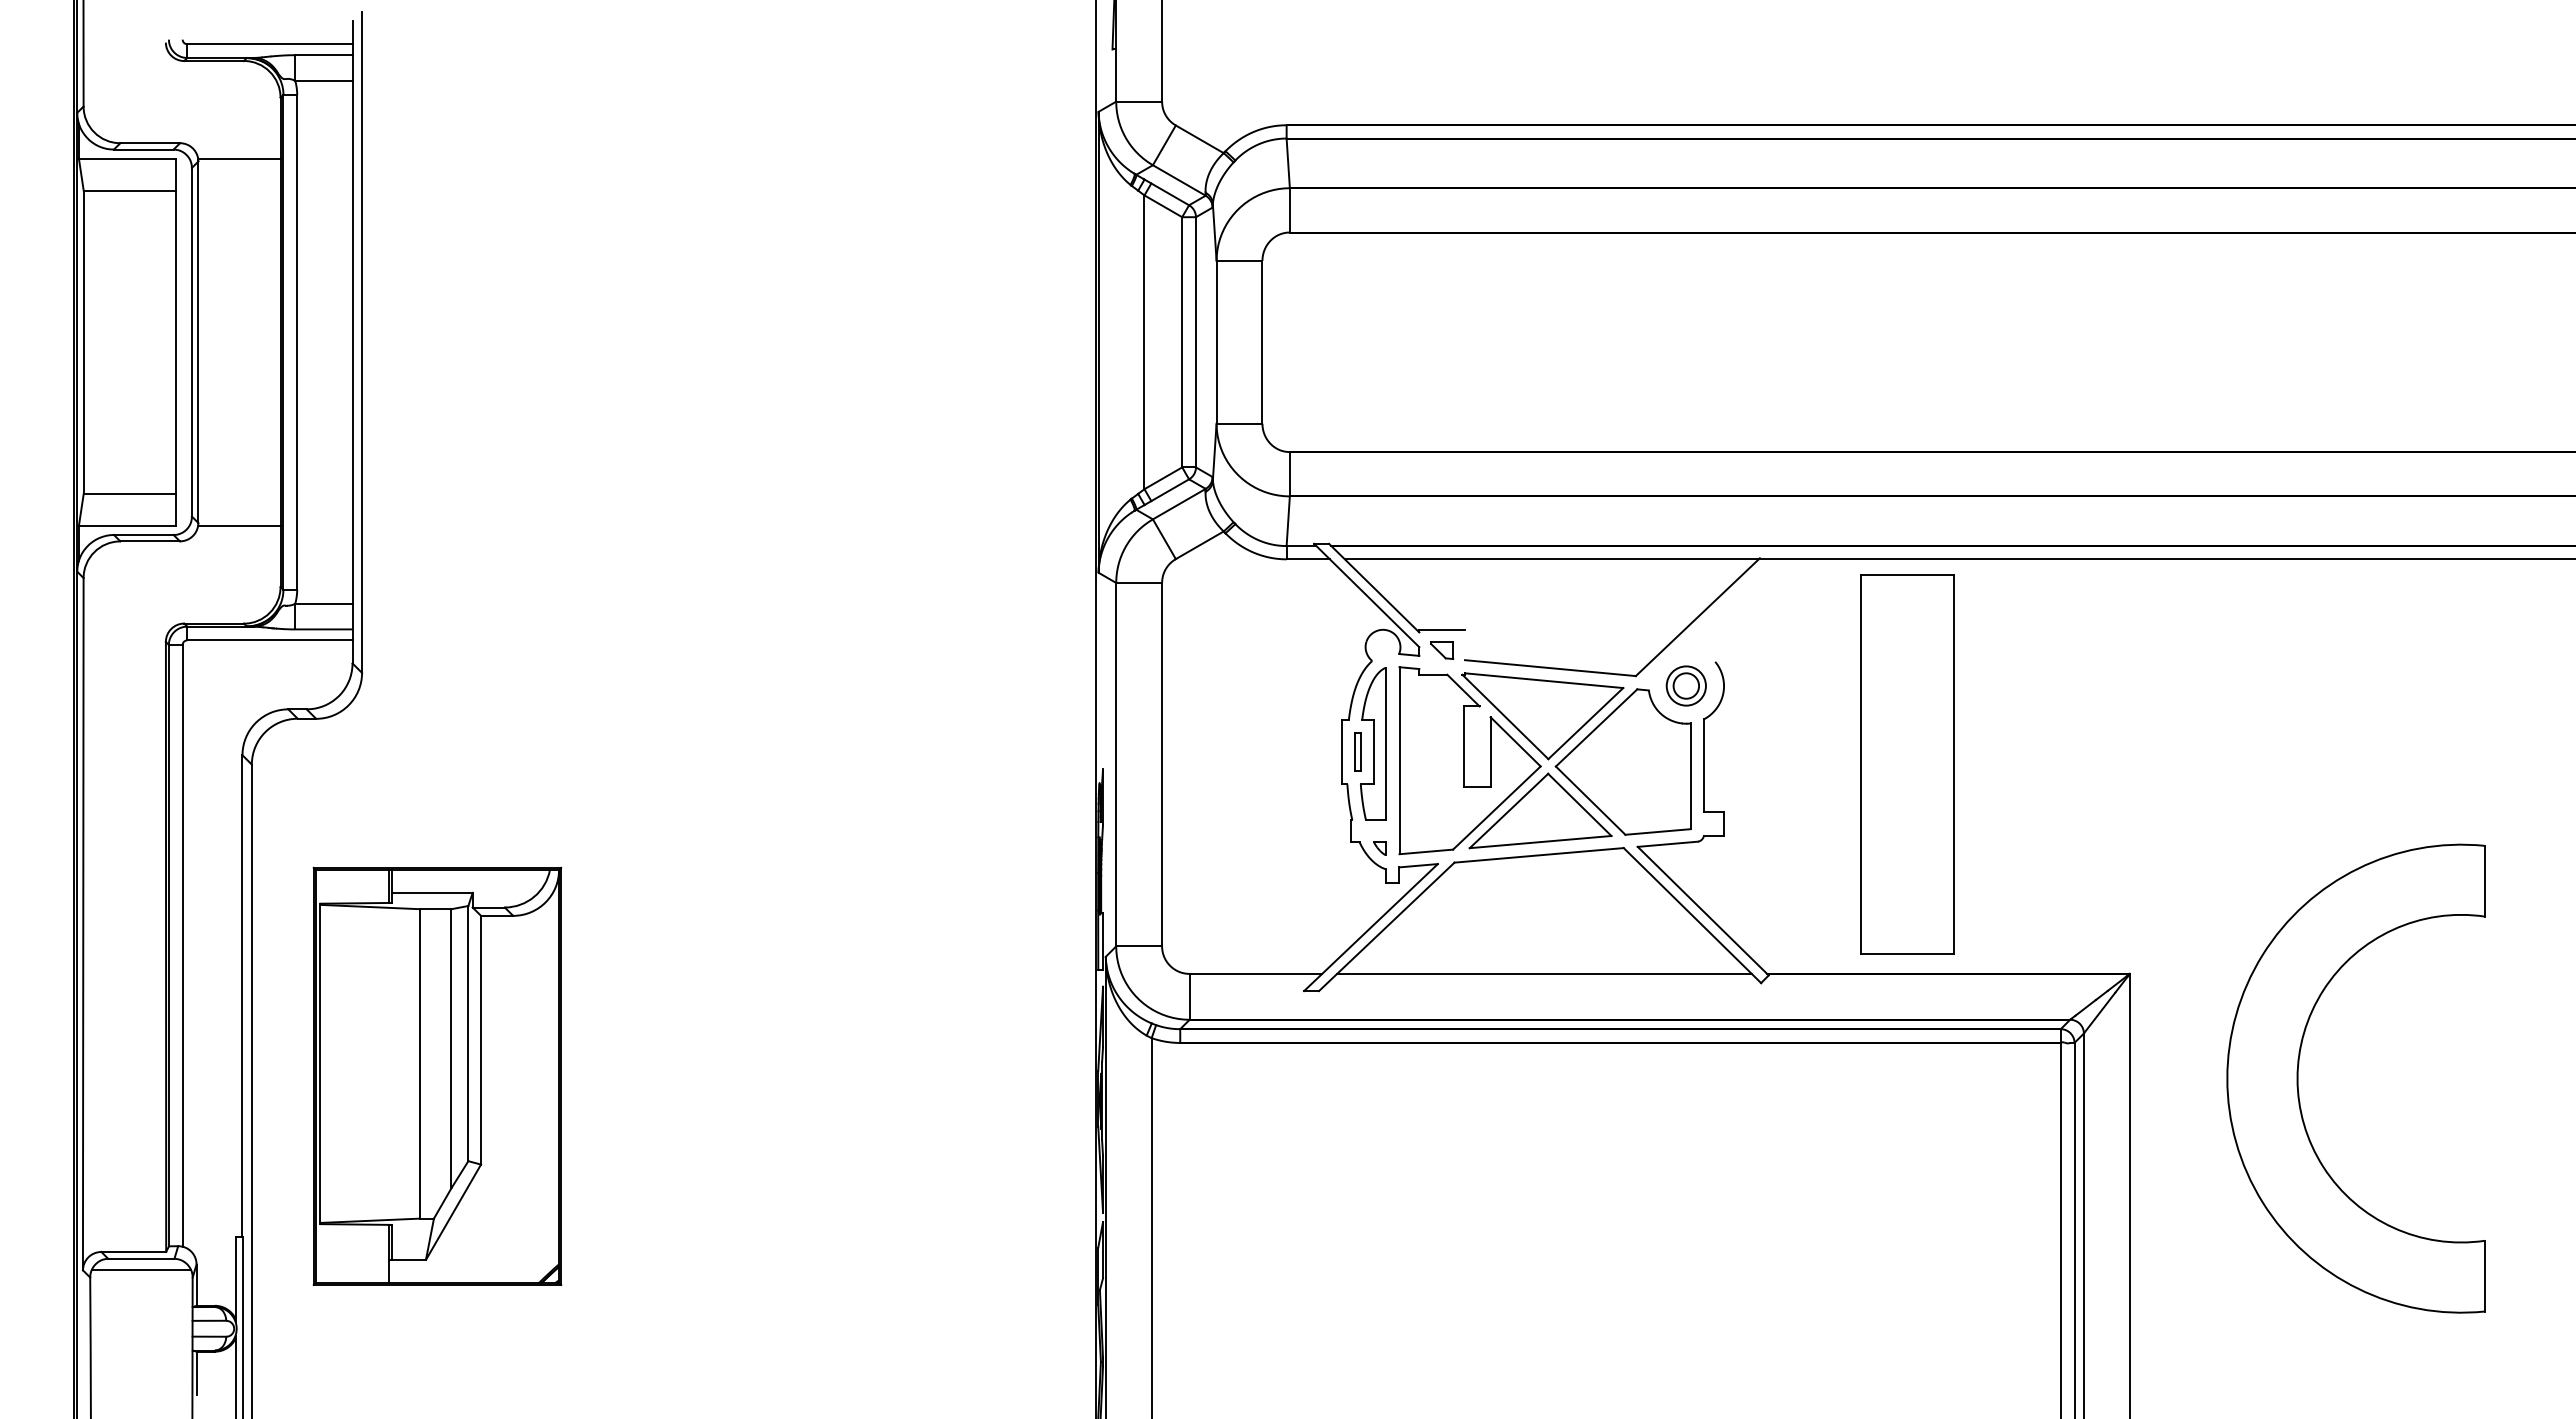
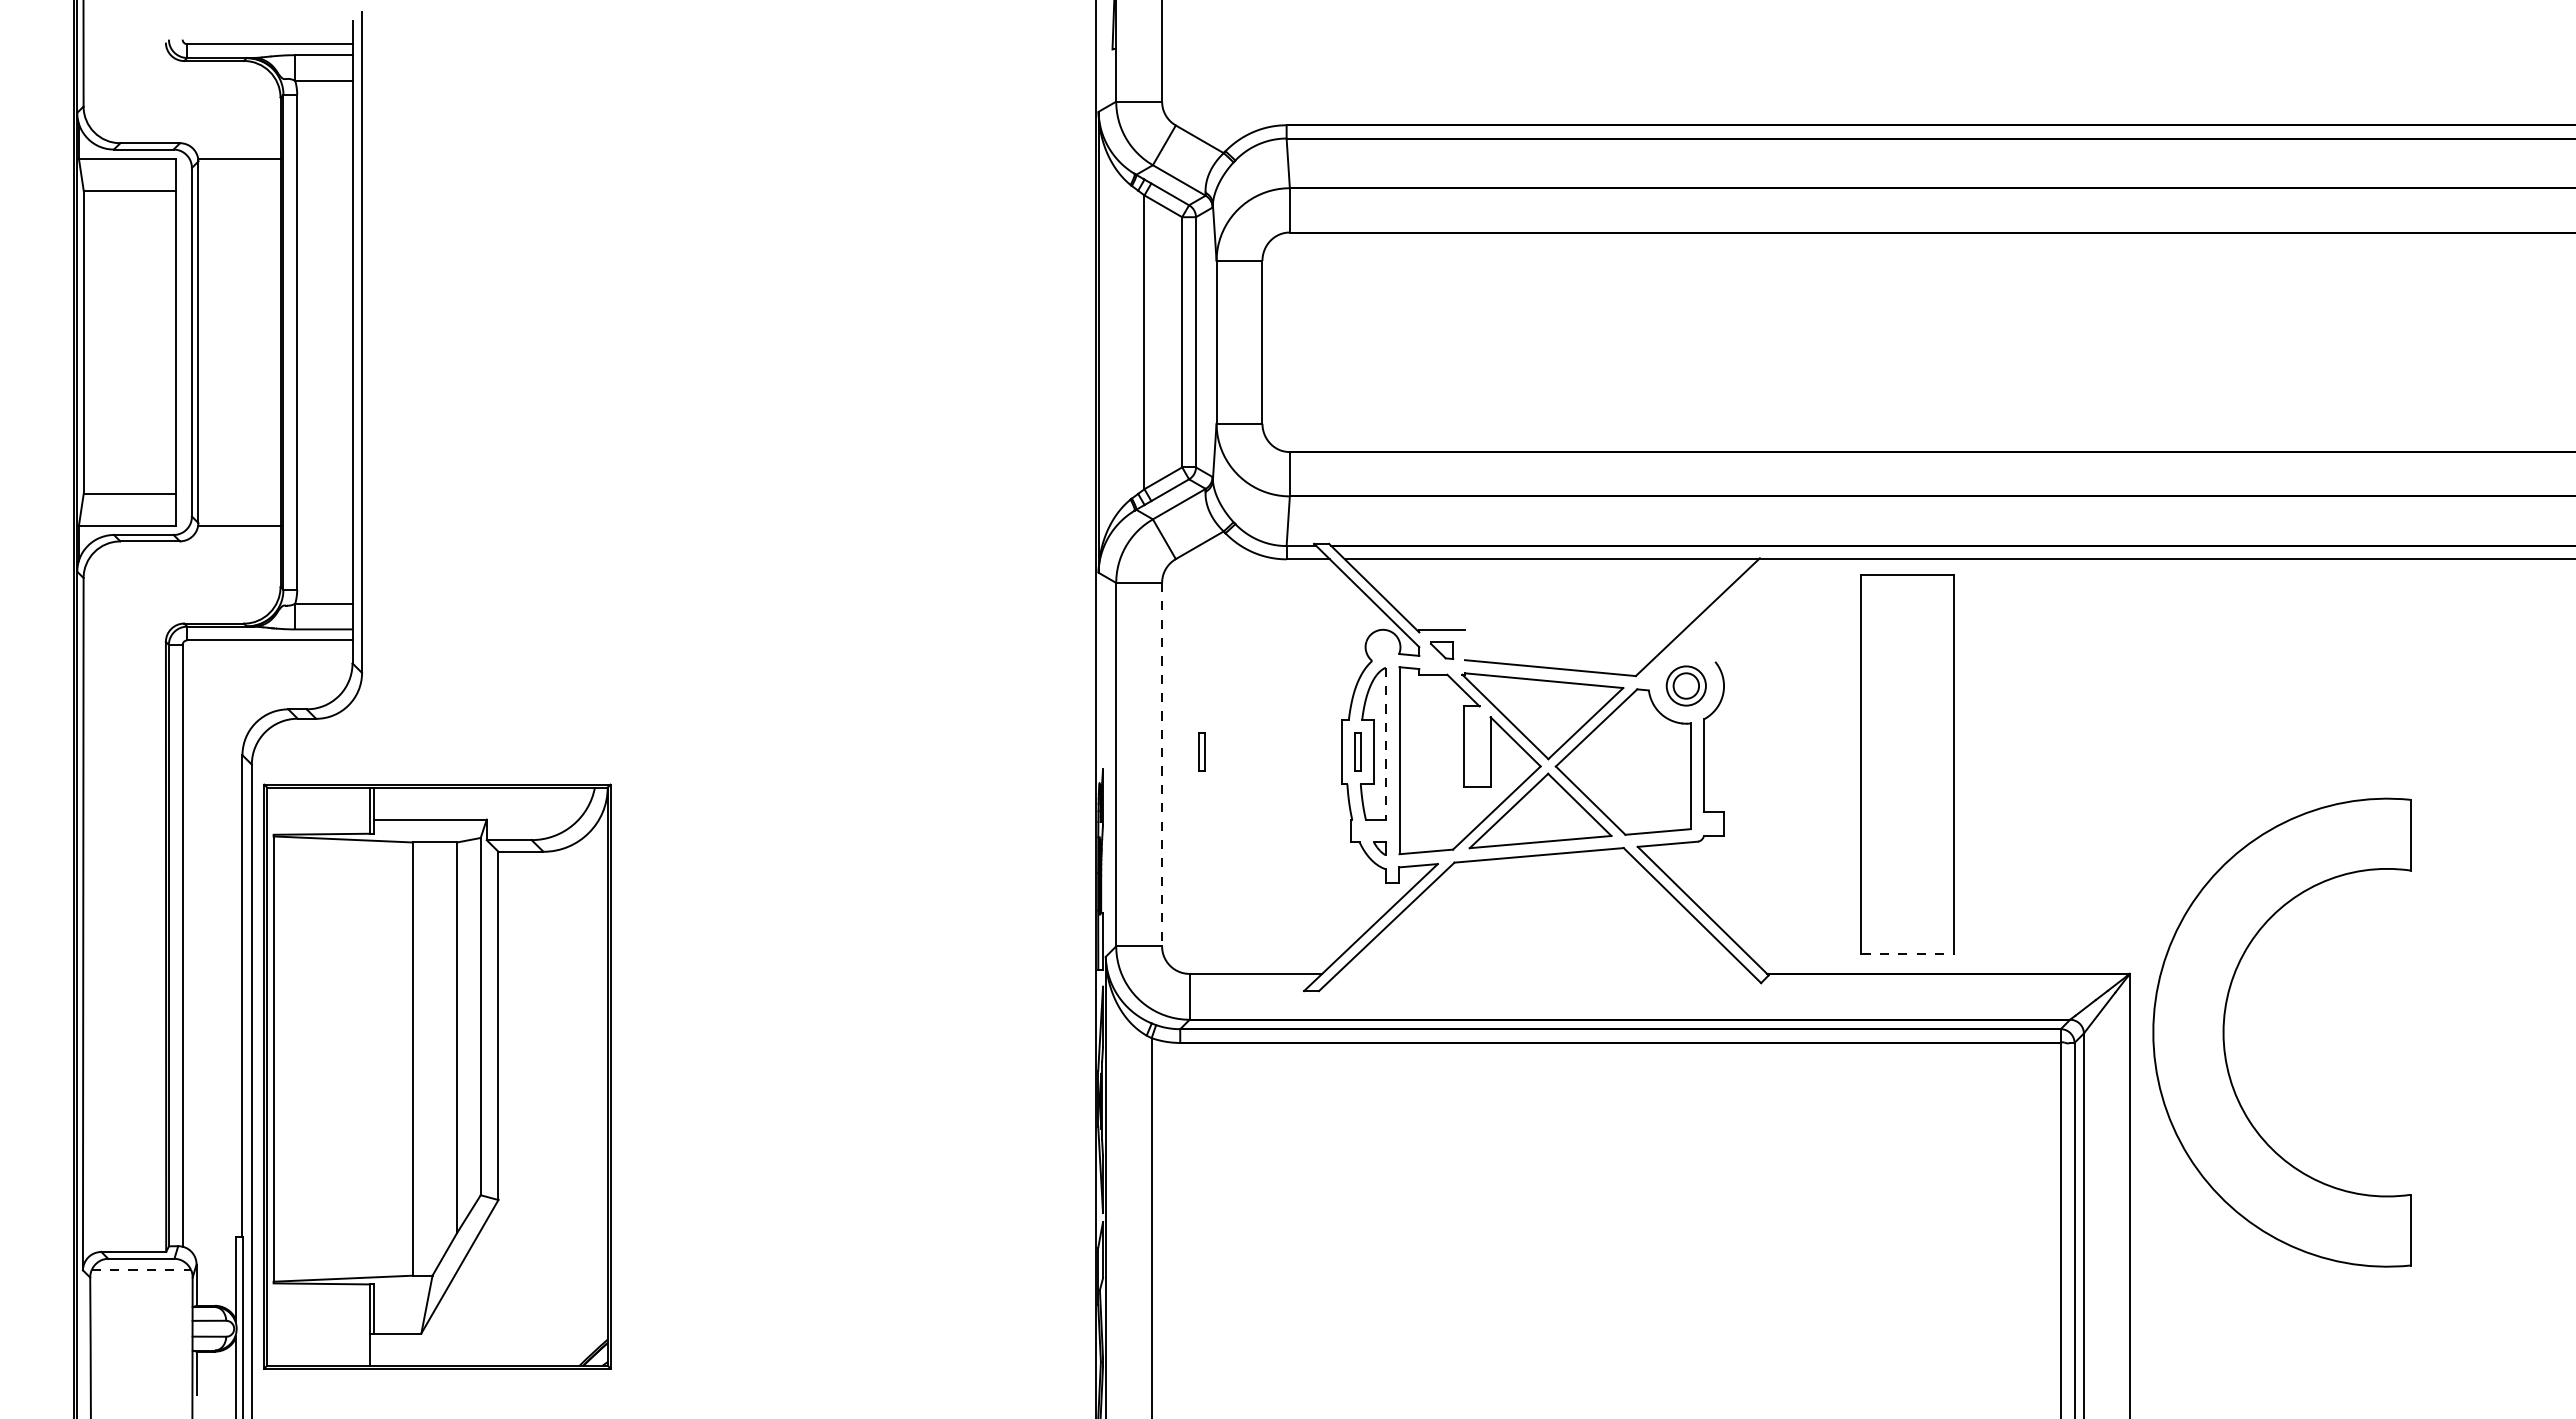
line: solid -> dashed (1385, 744)
part: none -> present (1201, 751)
line: solid -> dashed (1162, 764)
line: solid -> dashed (1908, 954)
line: present -> none (1544, 973)
part size: 251x420 px -> 349x587 px (437, 1076)
part position: (2298, 1078) -> (2224, 1032) (2224, 1032)
line: solid -> dashed (141, 1269)
